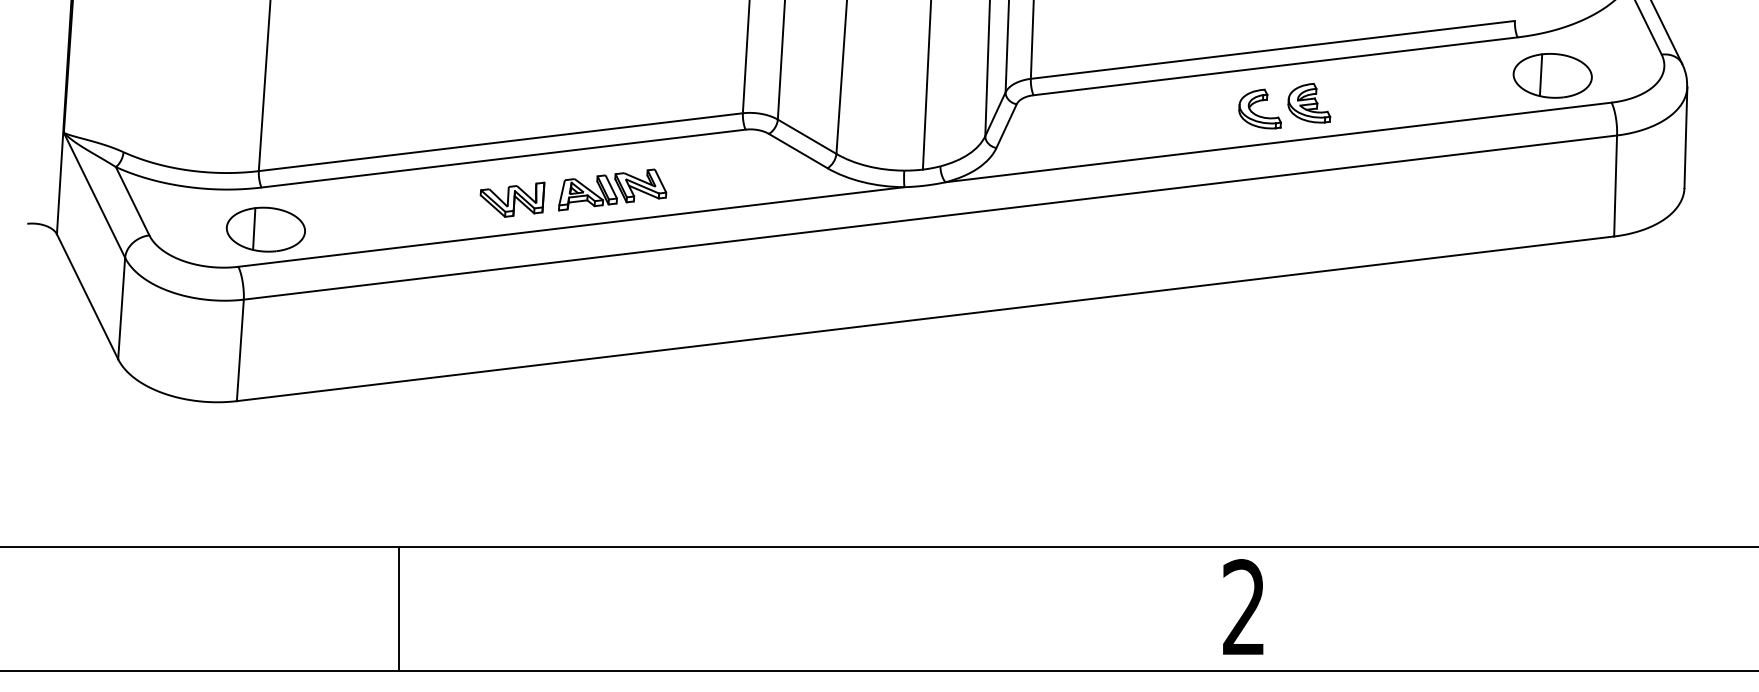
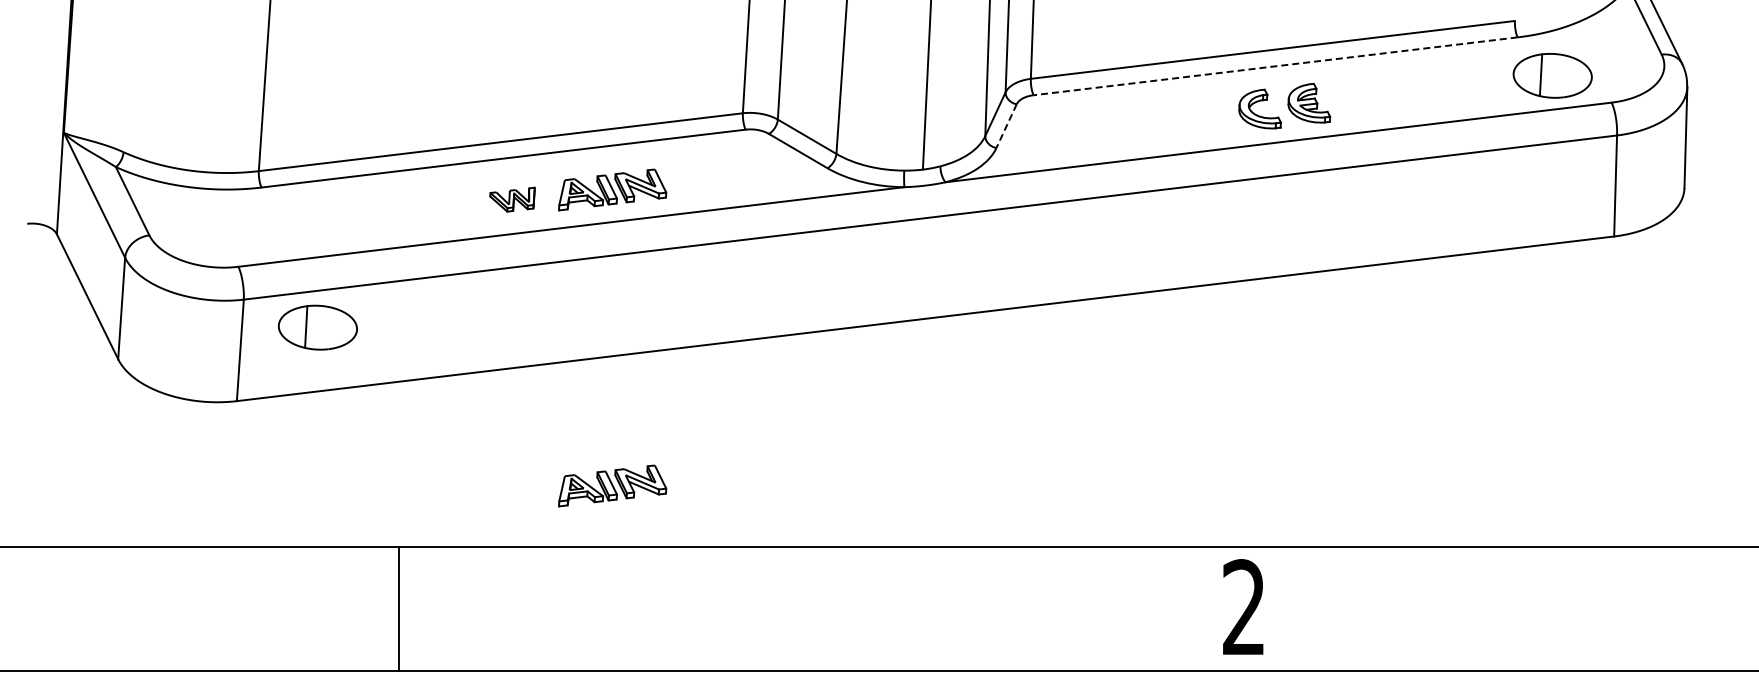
line: solid -> dashed (1275, 66)
line: solid -> dashed (1006, 126)
part size: 67x37 px -> 47x27 px (512, 199)
part position: (265, 229) -> (317, 327) (317, 327)
part: none -> present (612, 485)
